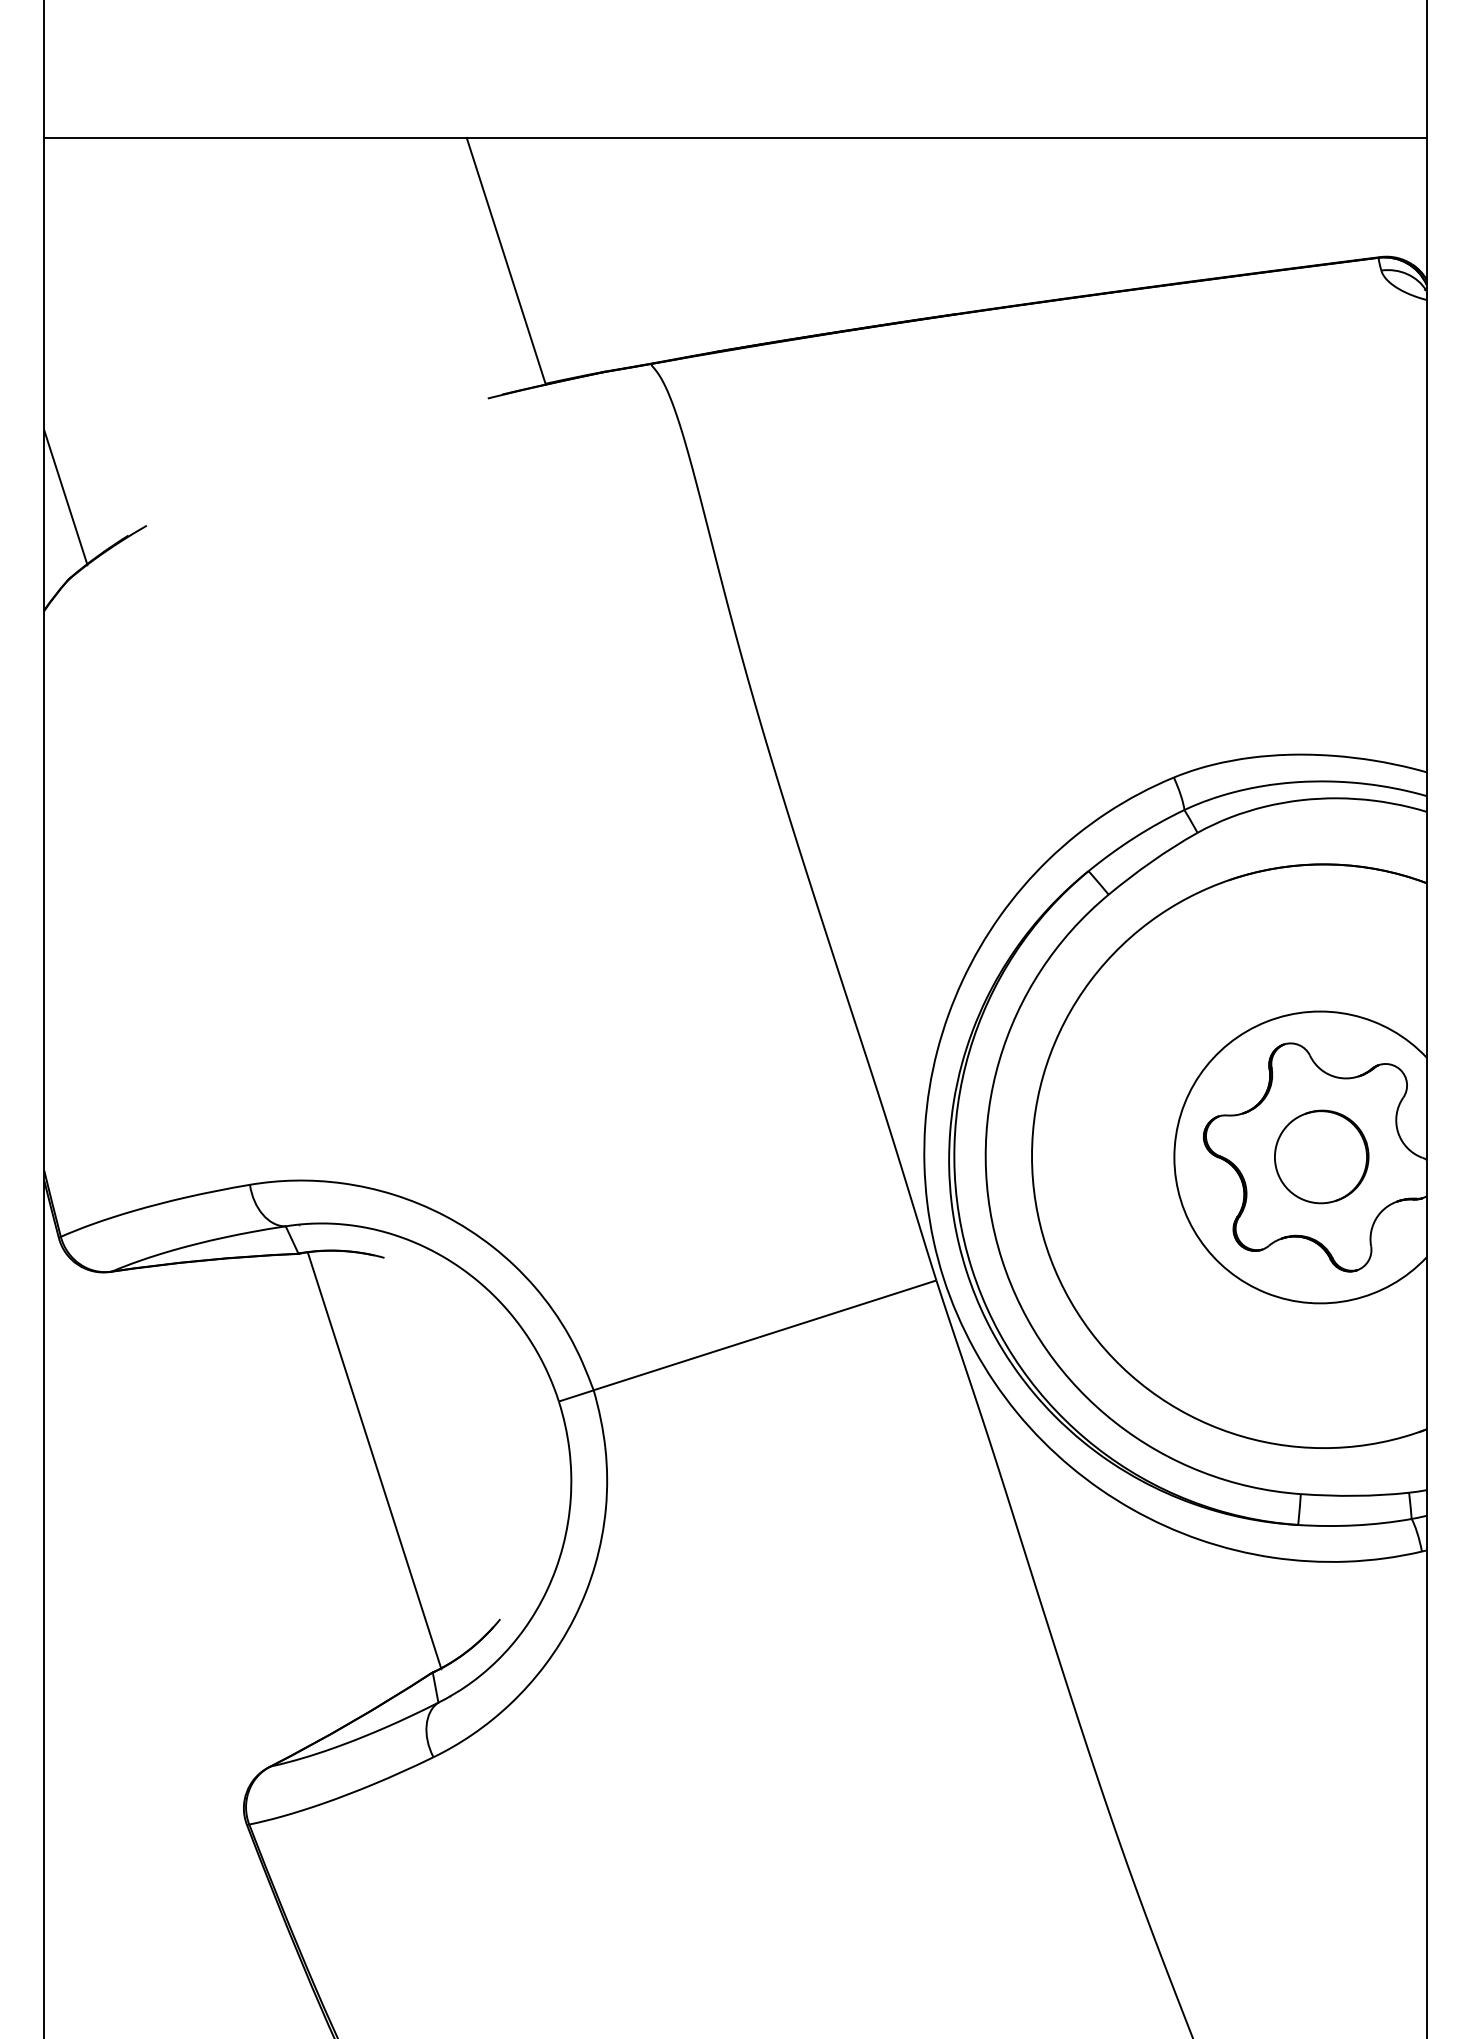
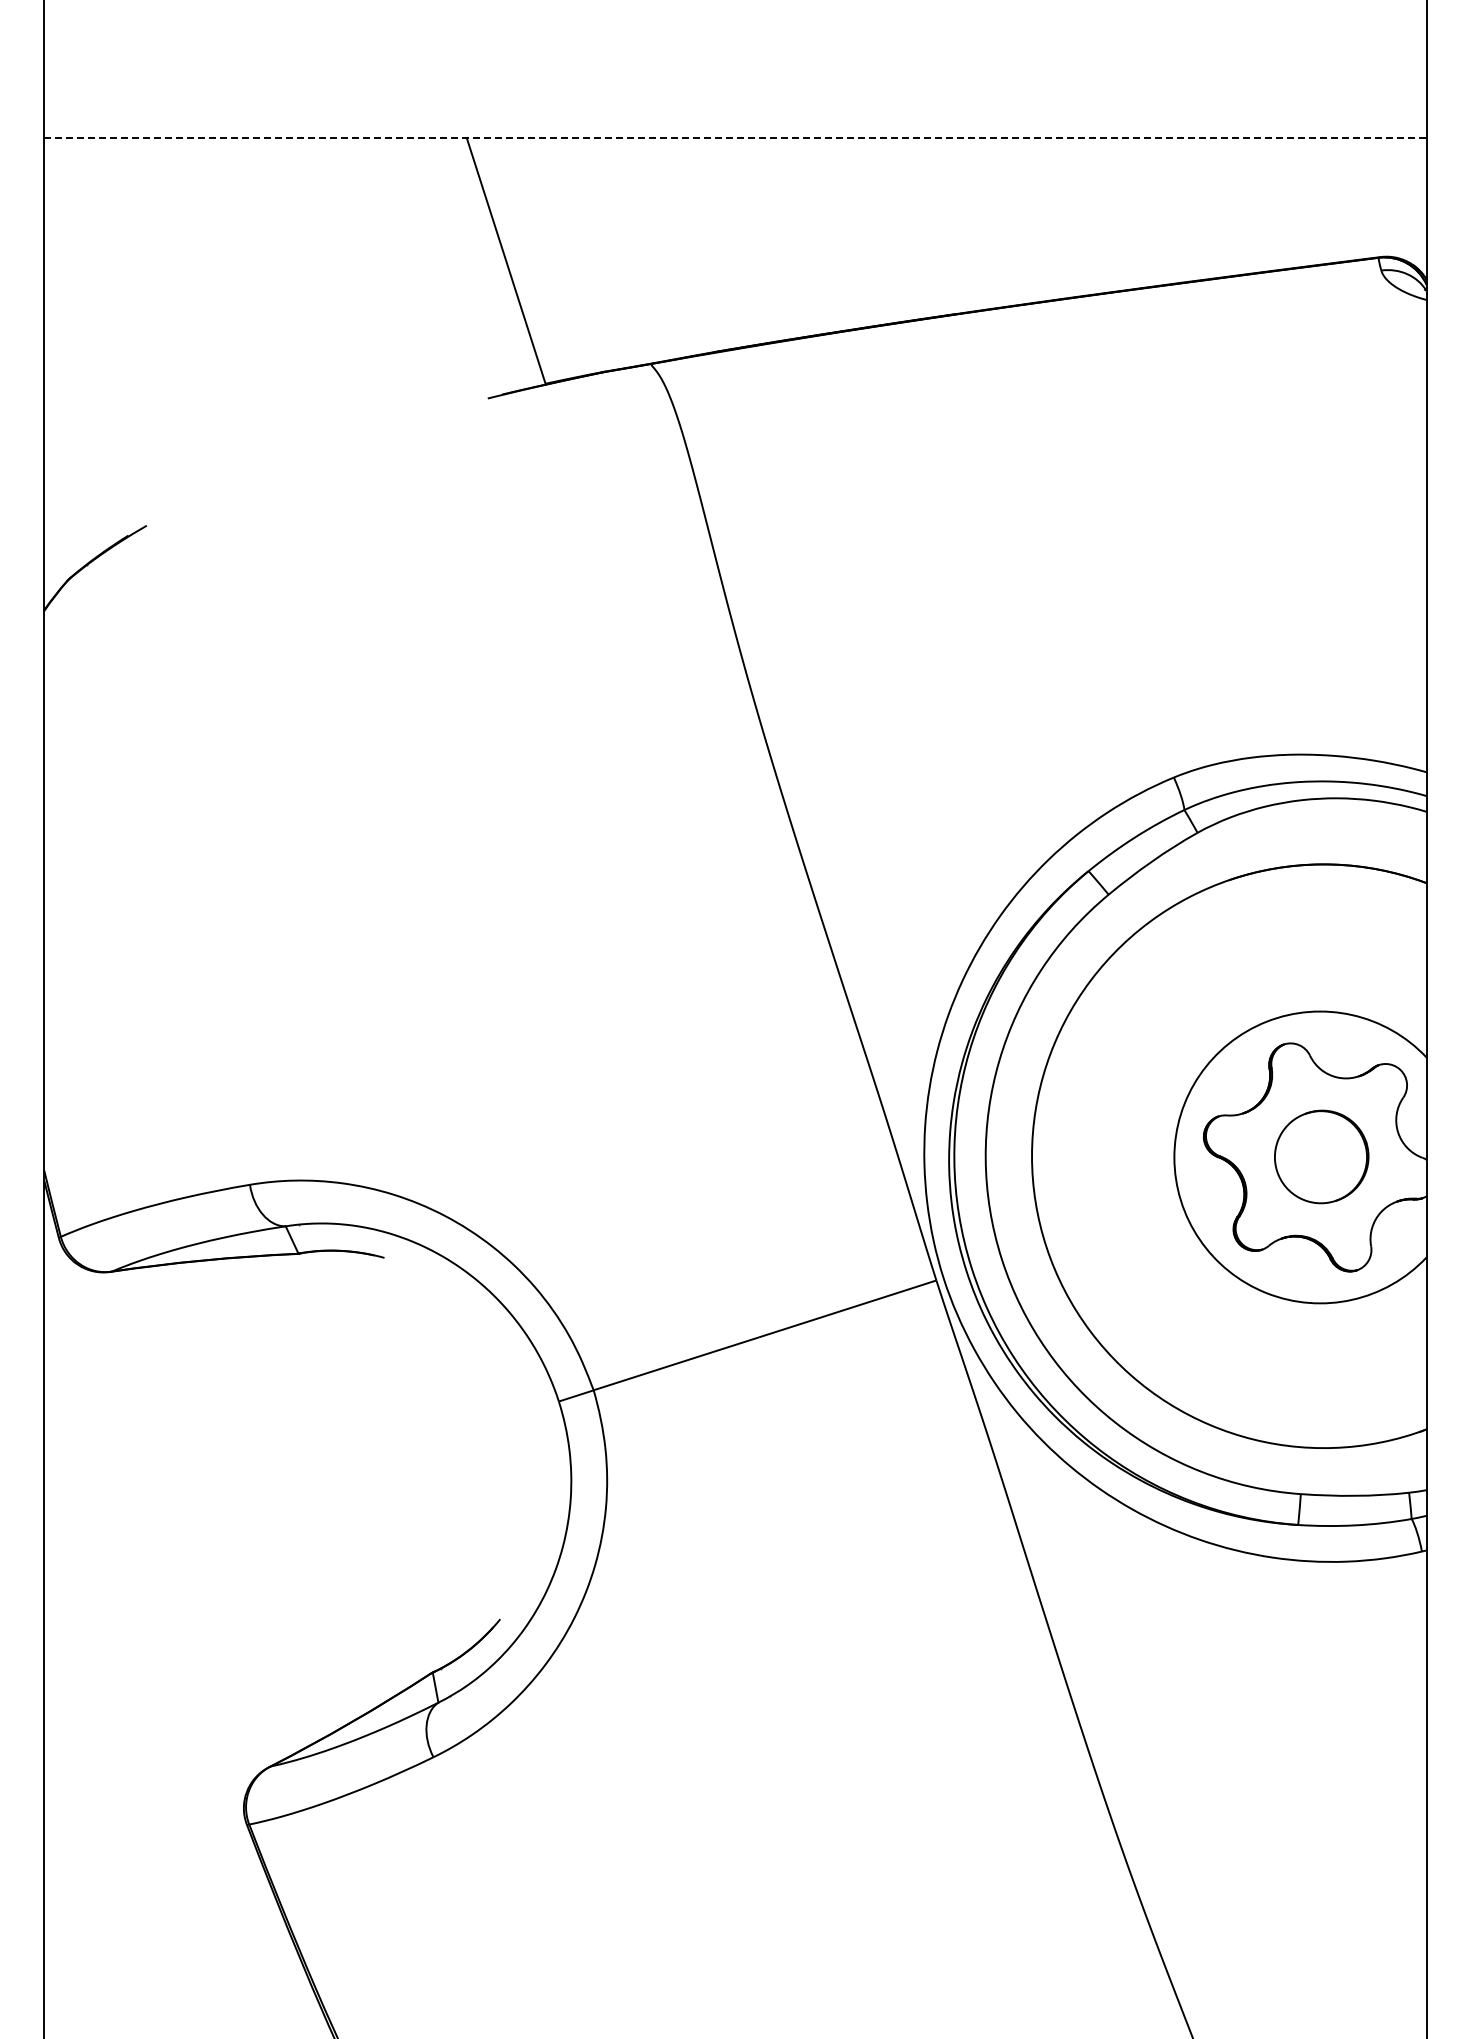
line: solid -> dashed (735, 137)
line: present -> none (65, 497)
line: present -> none (374, 1460)
